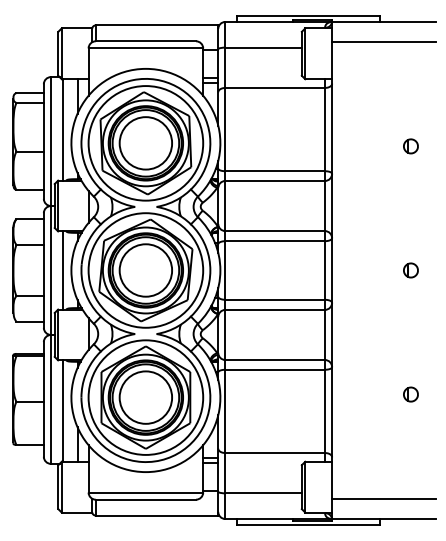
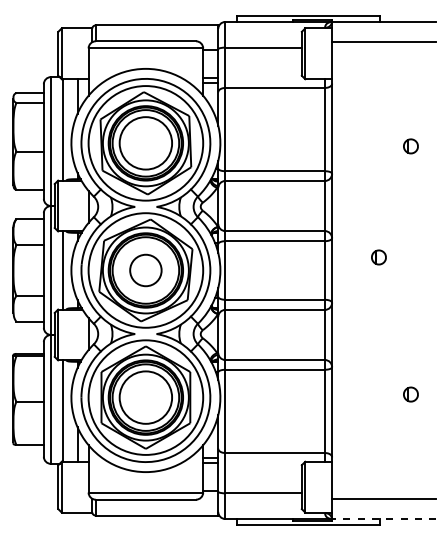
circle diameter: 52 px -> 31 px (145, 270)
part position: (410, 270) -> (378, 257) (378, 257)
line: solid -> dashed (383, 519)
